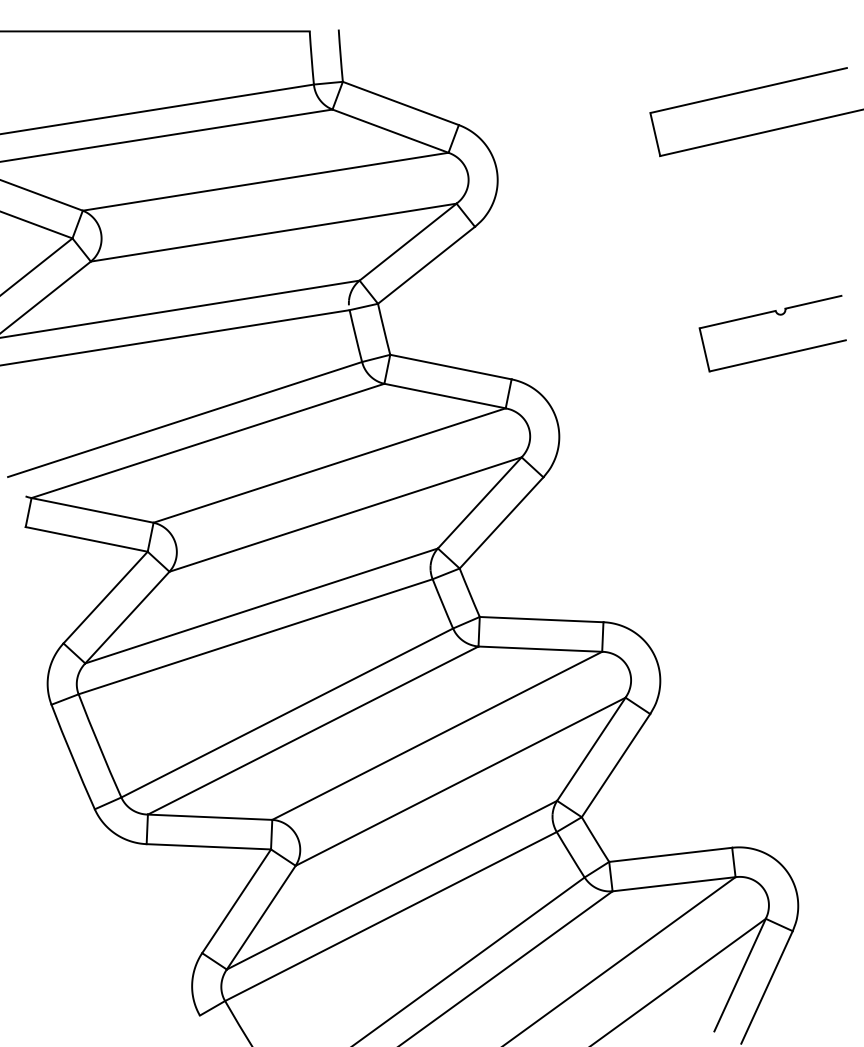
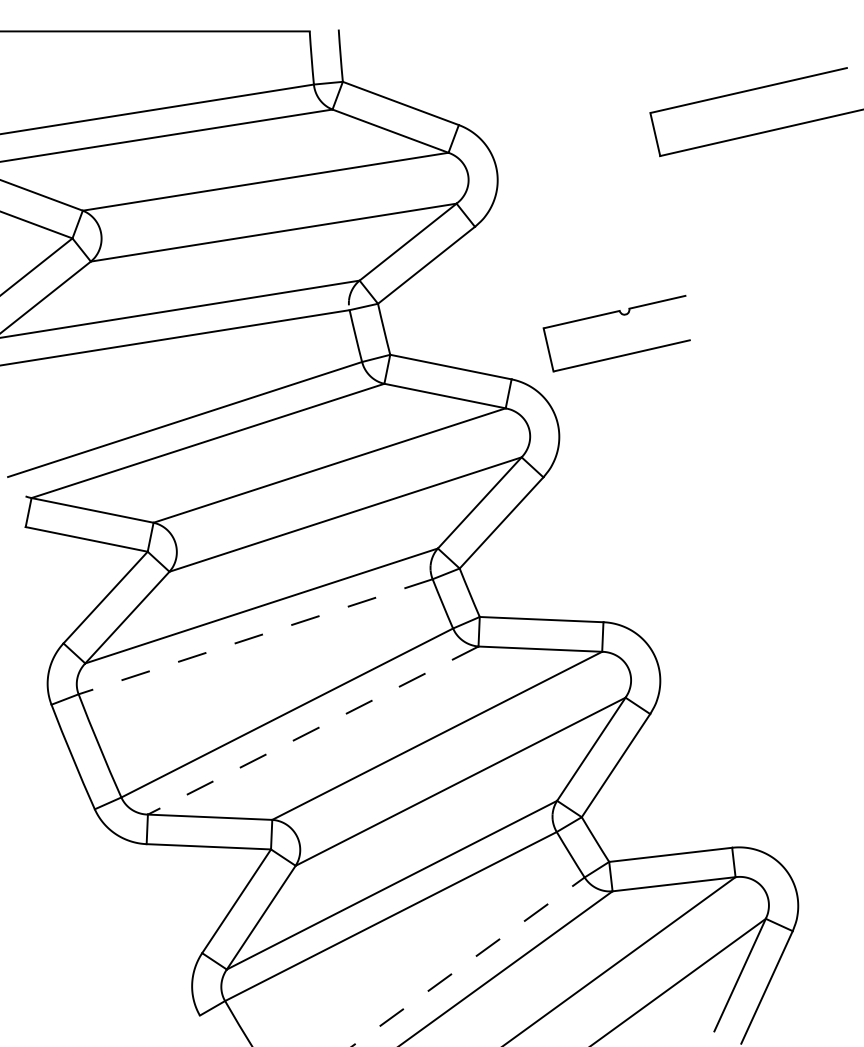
part position: (778, 315) -> (622, 315) (622, 315)
line: solid -> dashed (255, 636)
line: solid -> dashed (312, 730)
line: solid -> dashed (468, 961)
